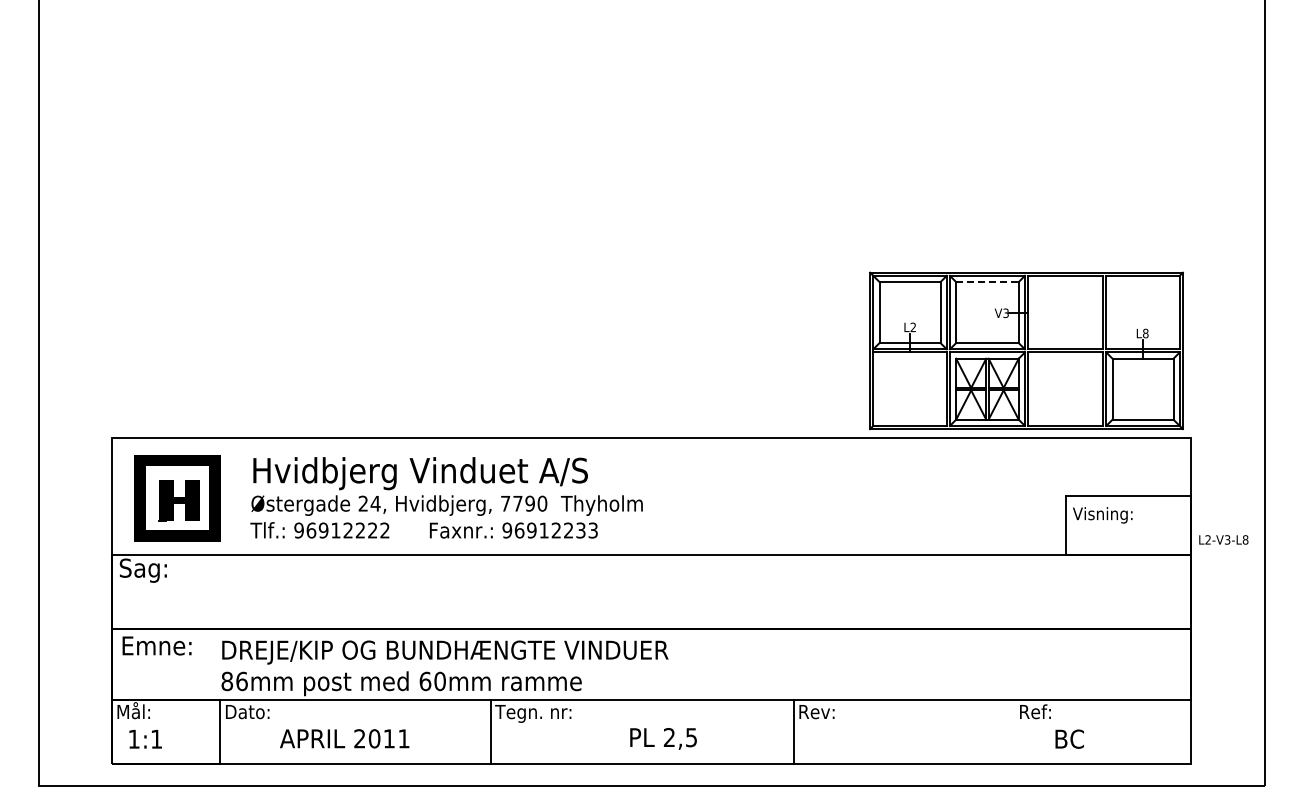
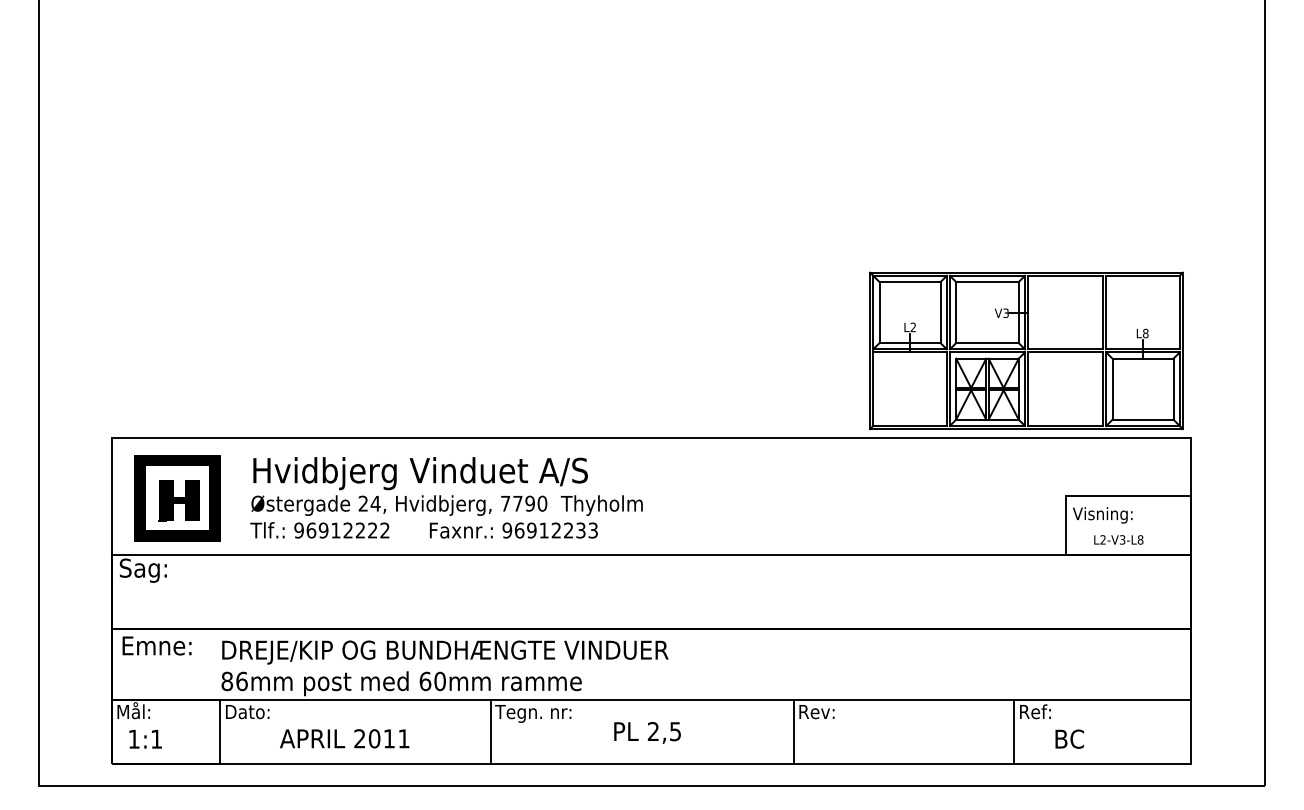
line: dashed -> solid (987, 282)
text position: (1223, 539) -> (1118, 539) (1118, 539)
line: none -> present (1014, 731)
text position: (663, 738) -> (647, 732) (647, 732)
